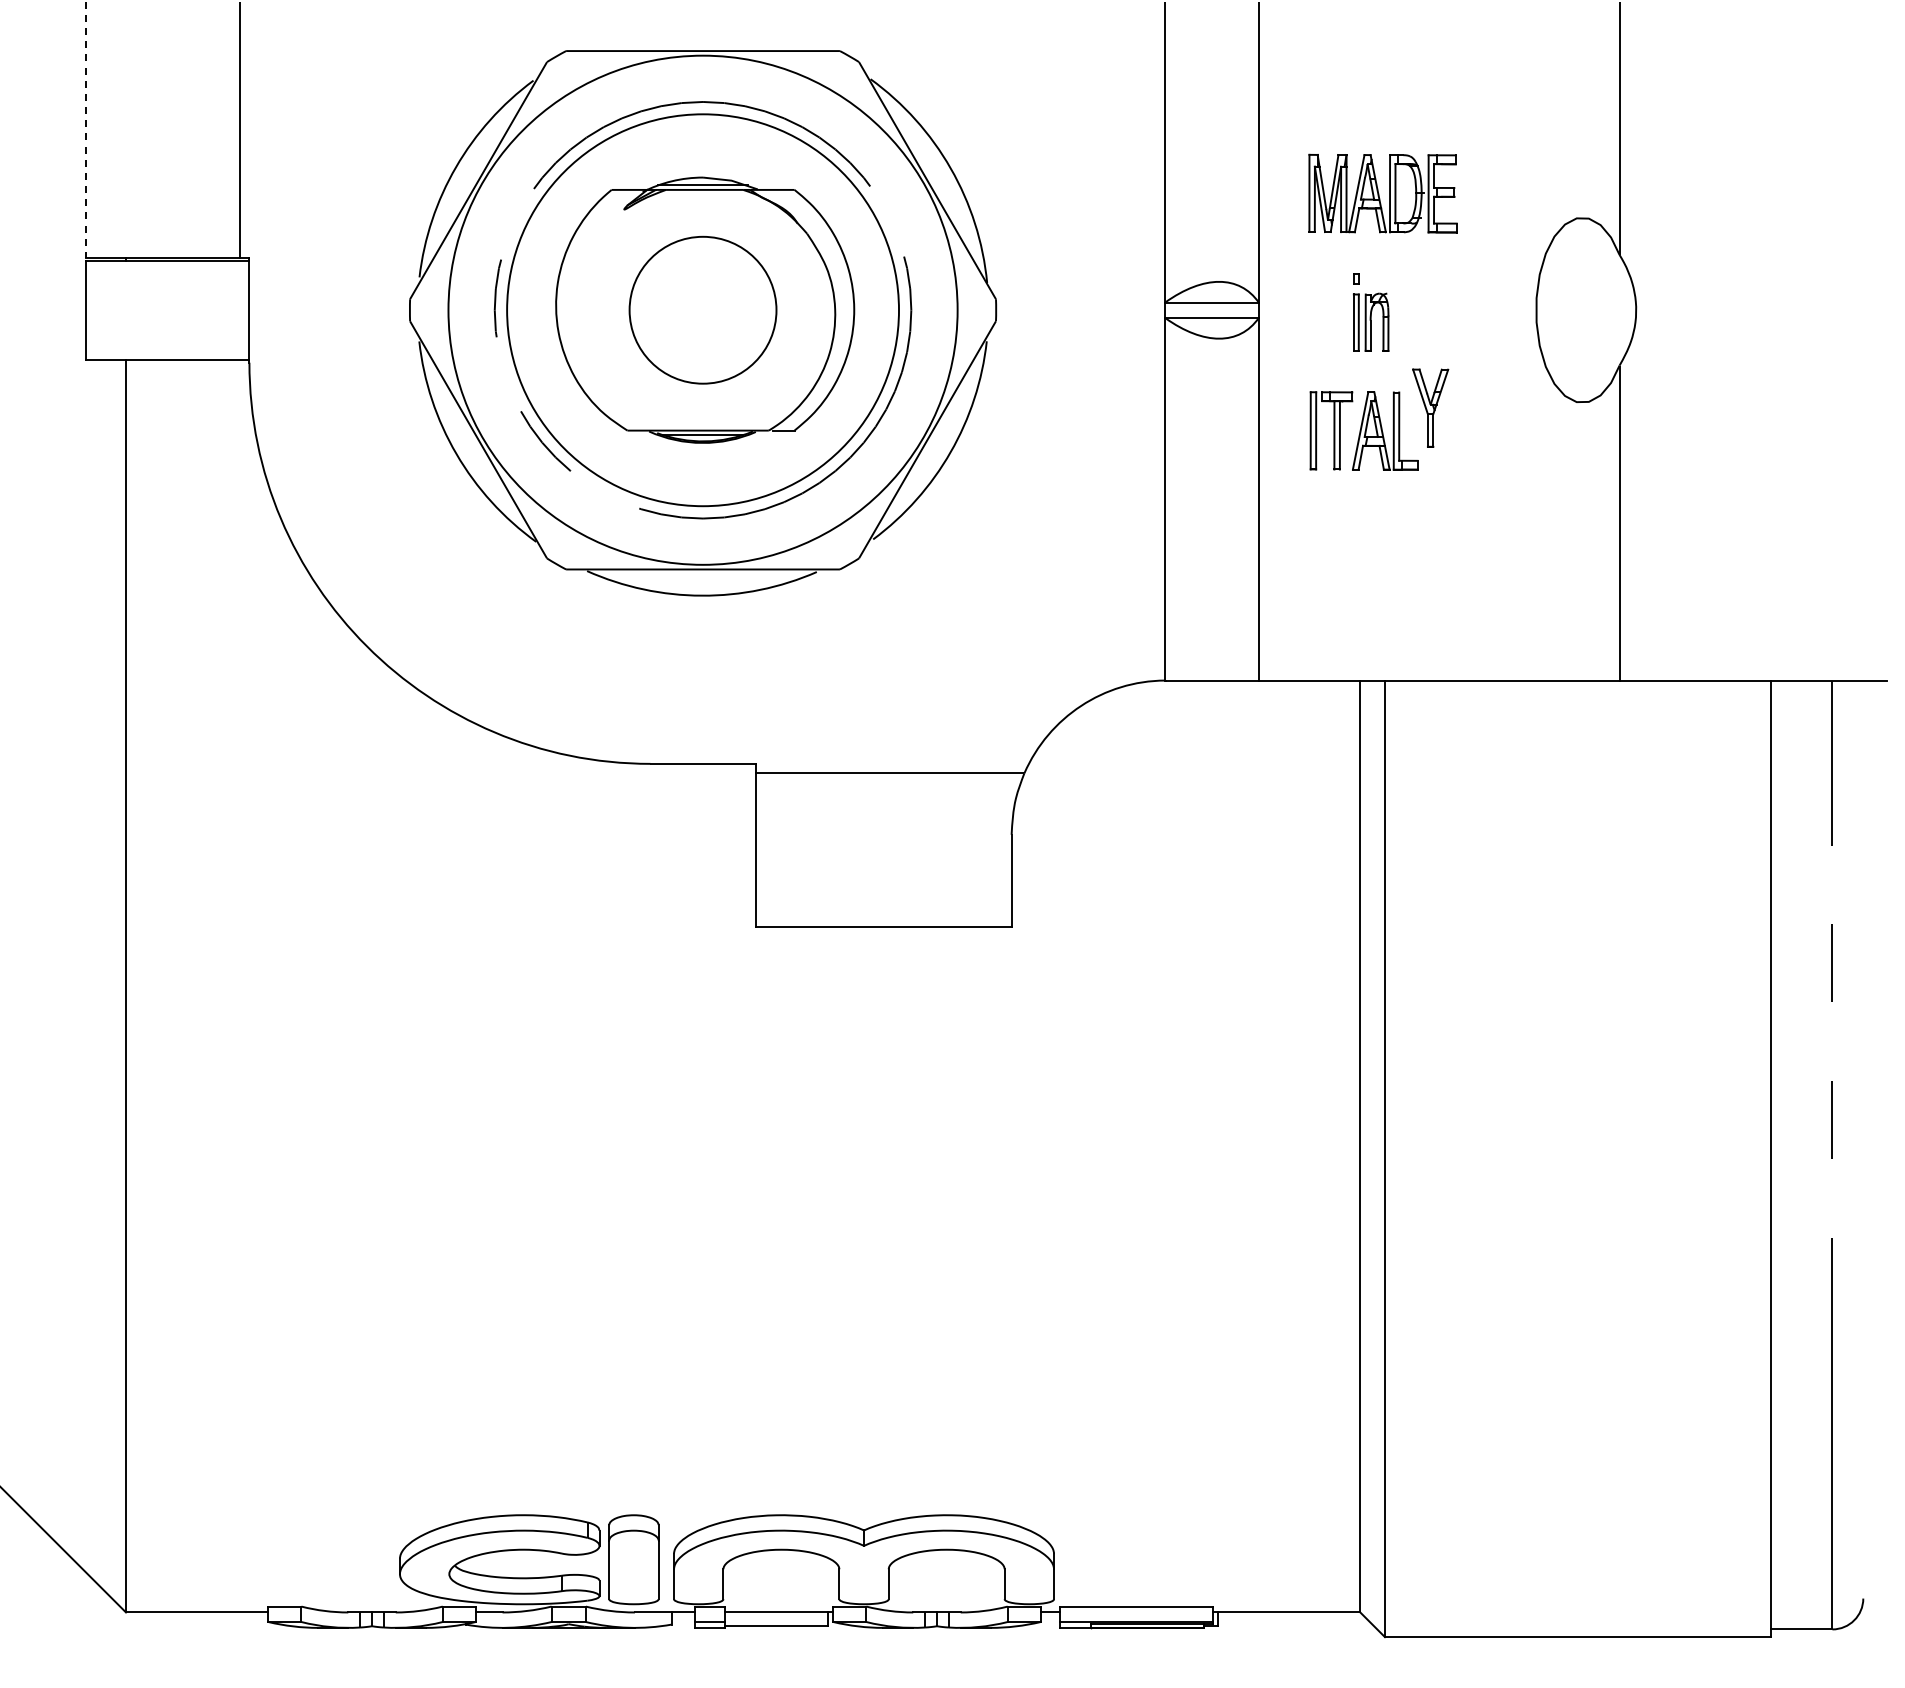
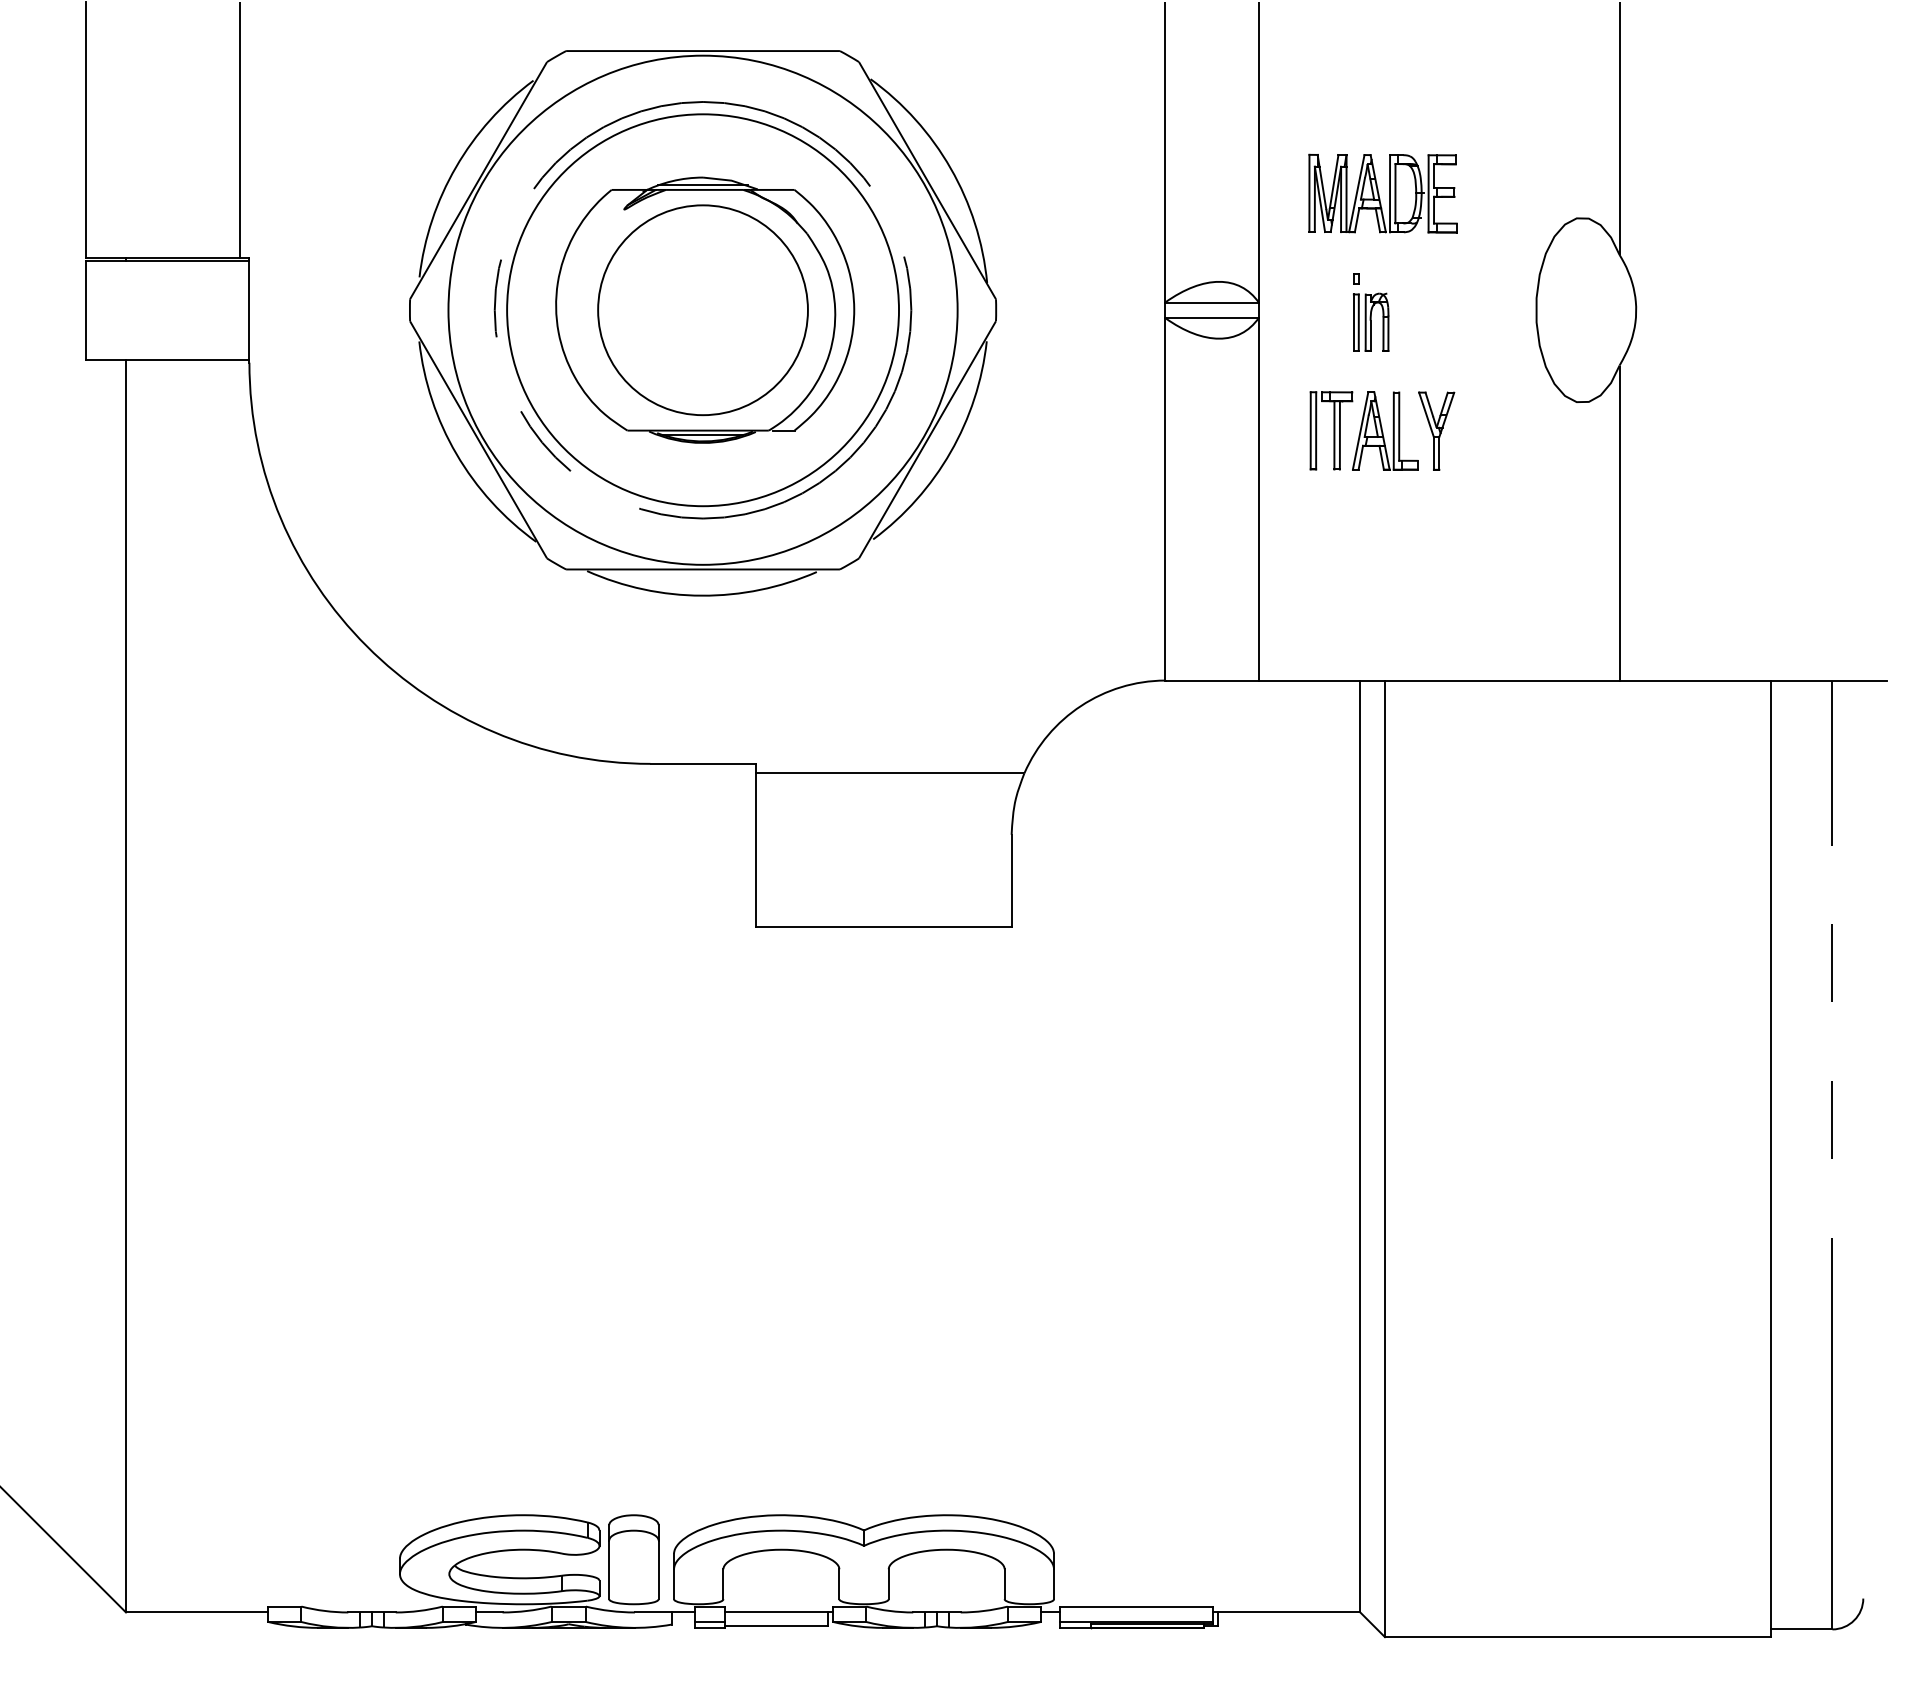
line: dashed -> solid (85, 130)
circle diameter: 147 px -> 210 px (702, 310)
part position: (1430, 407) -> (1436, 430) (1436, 430)
